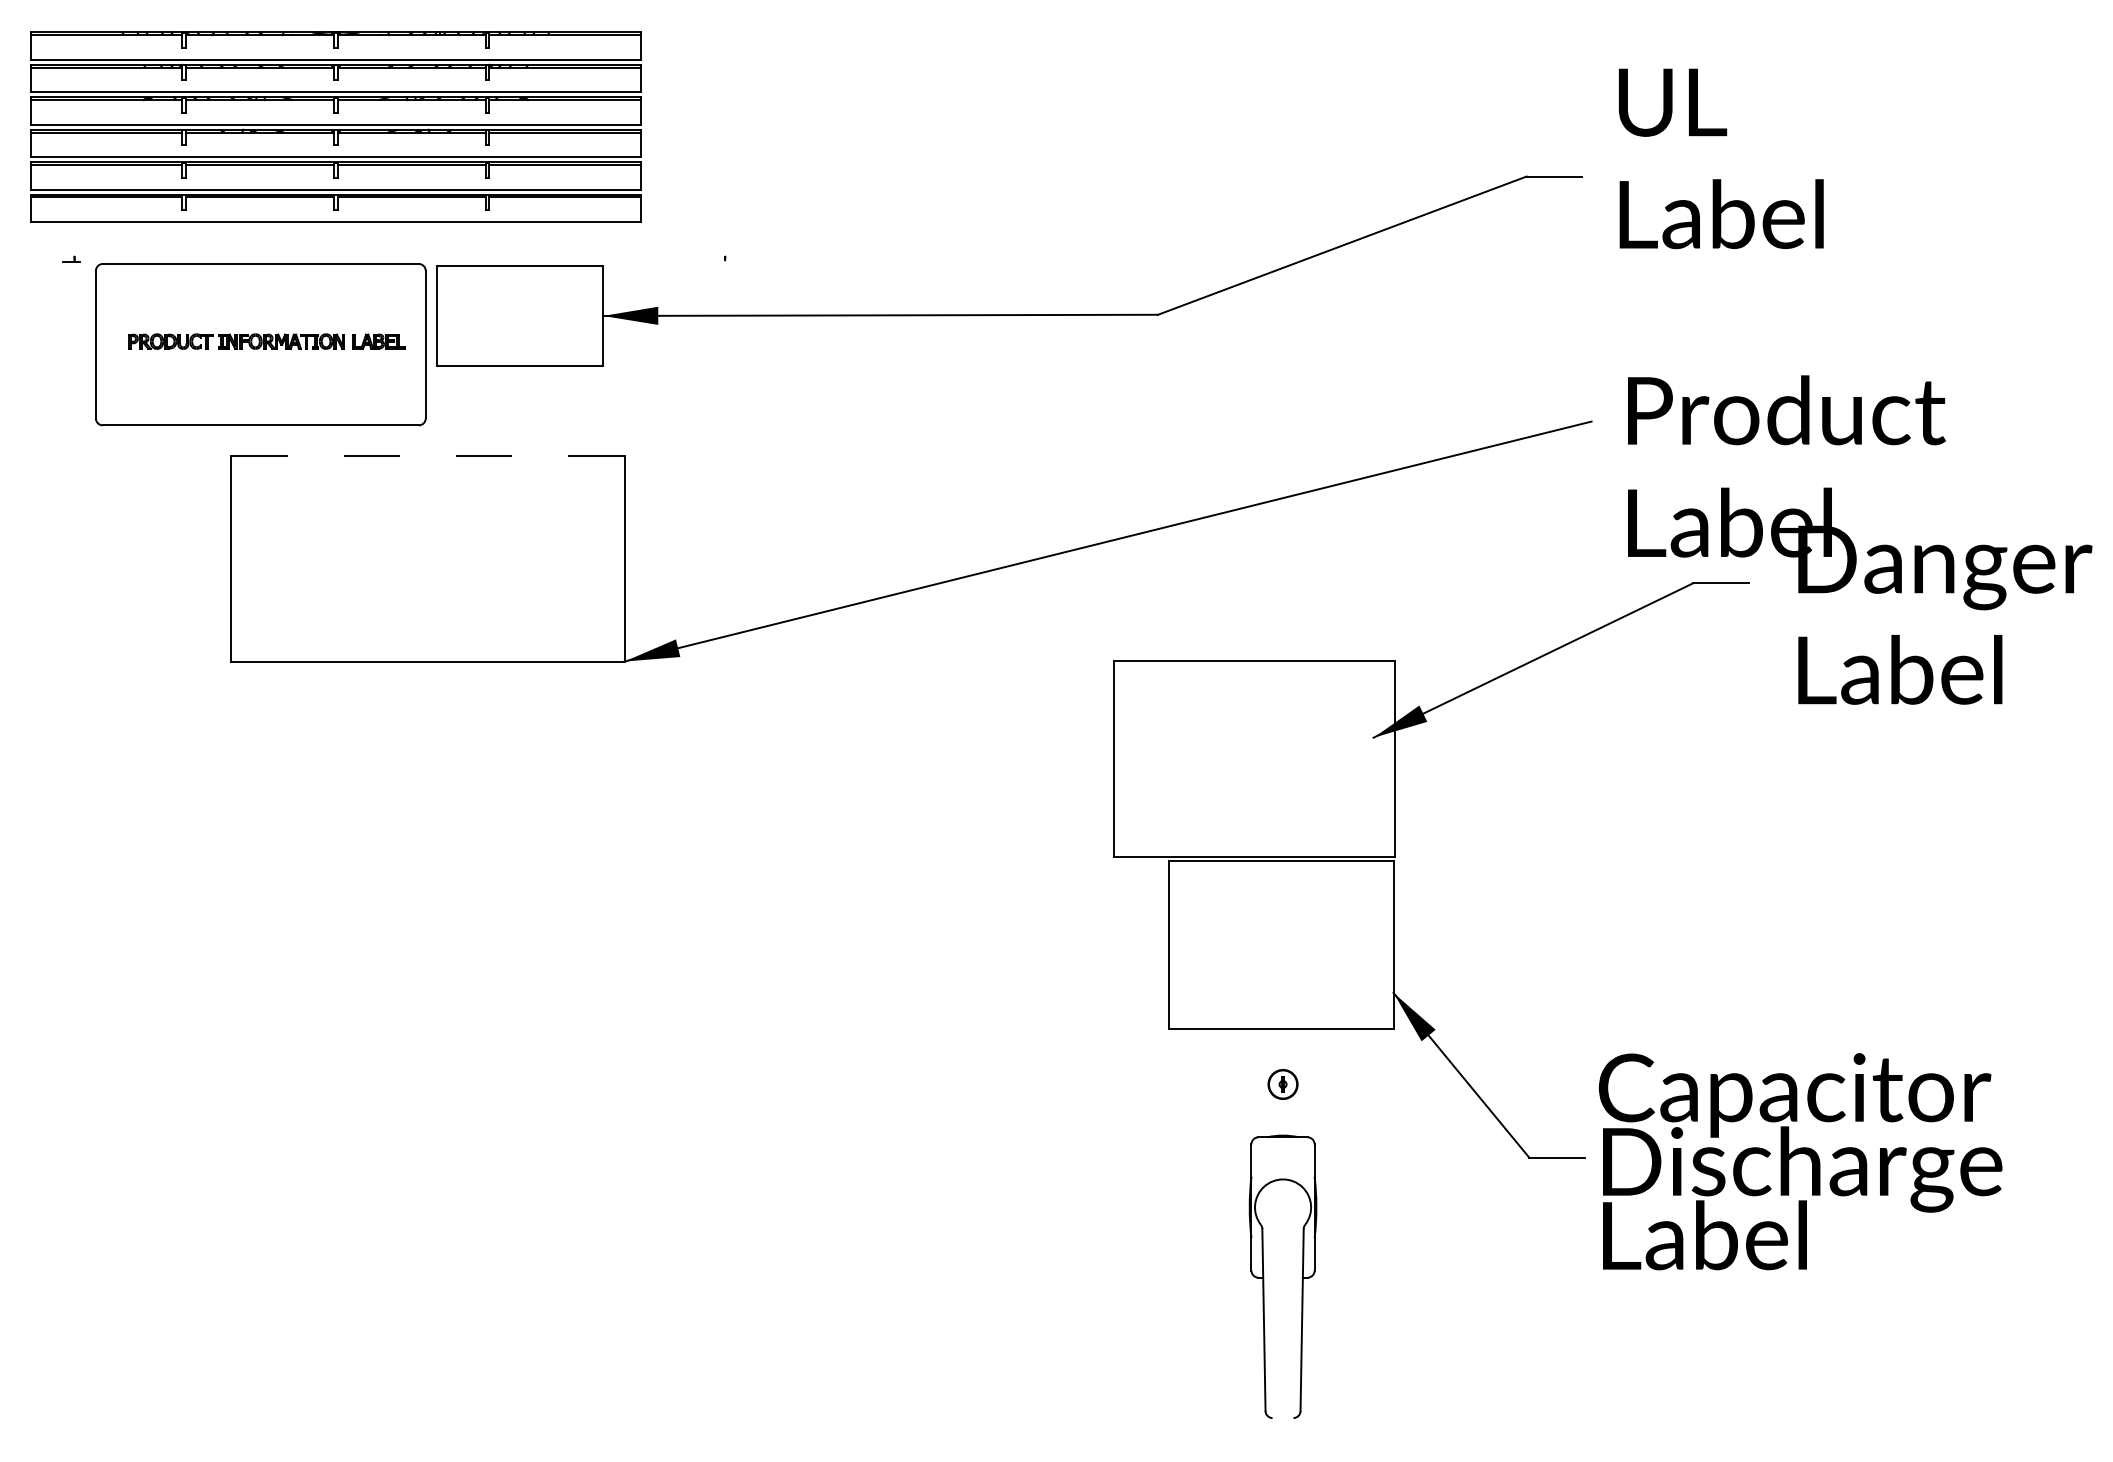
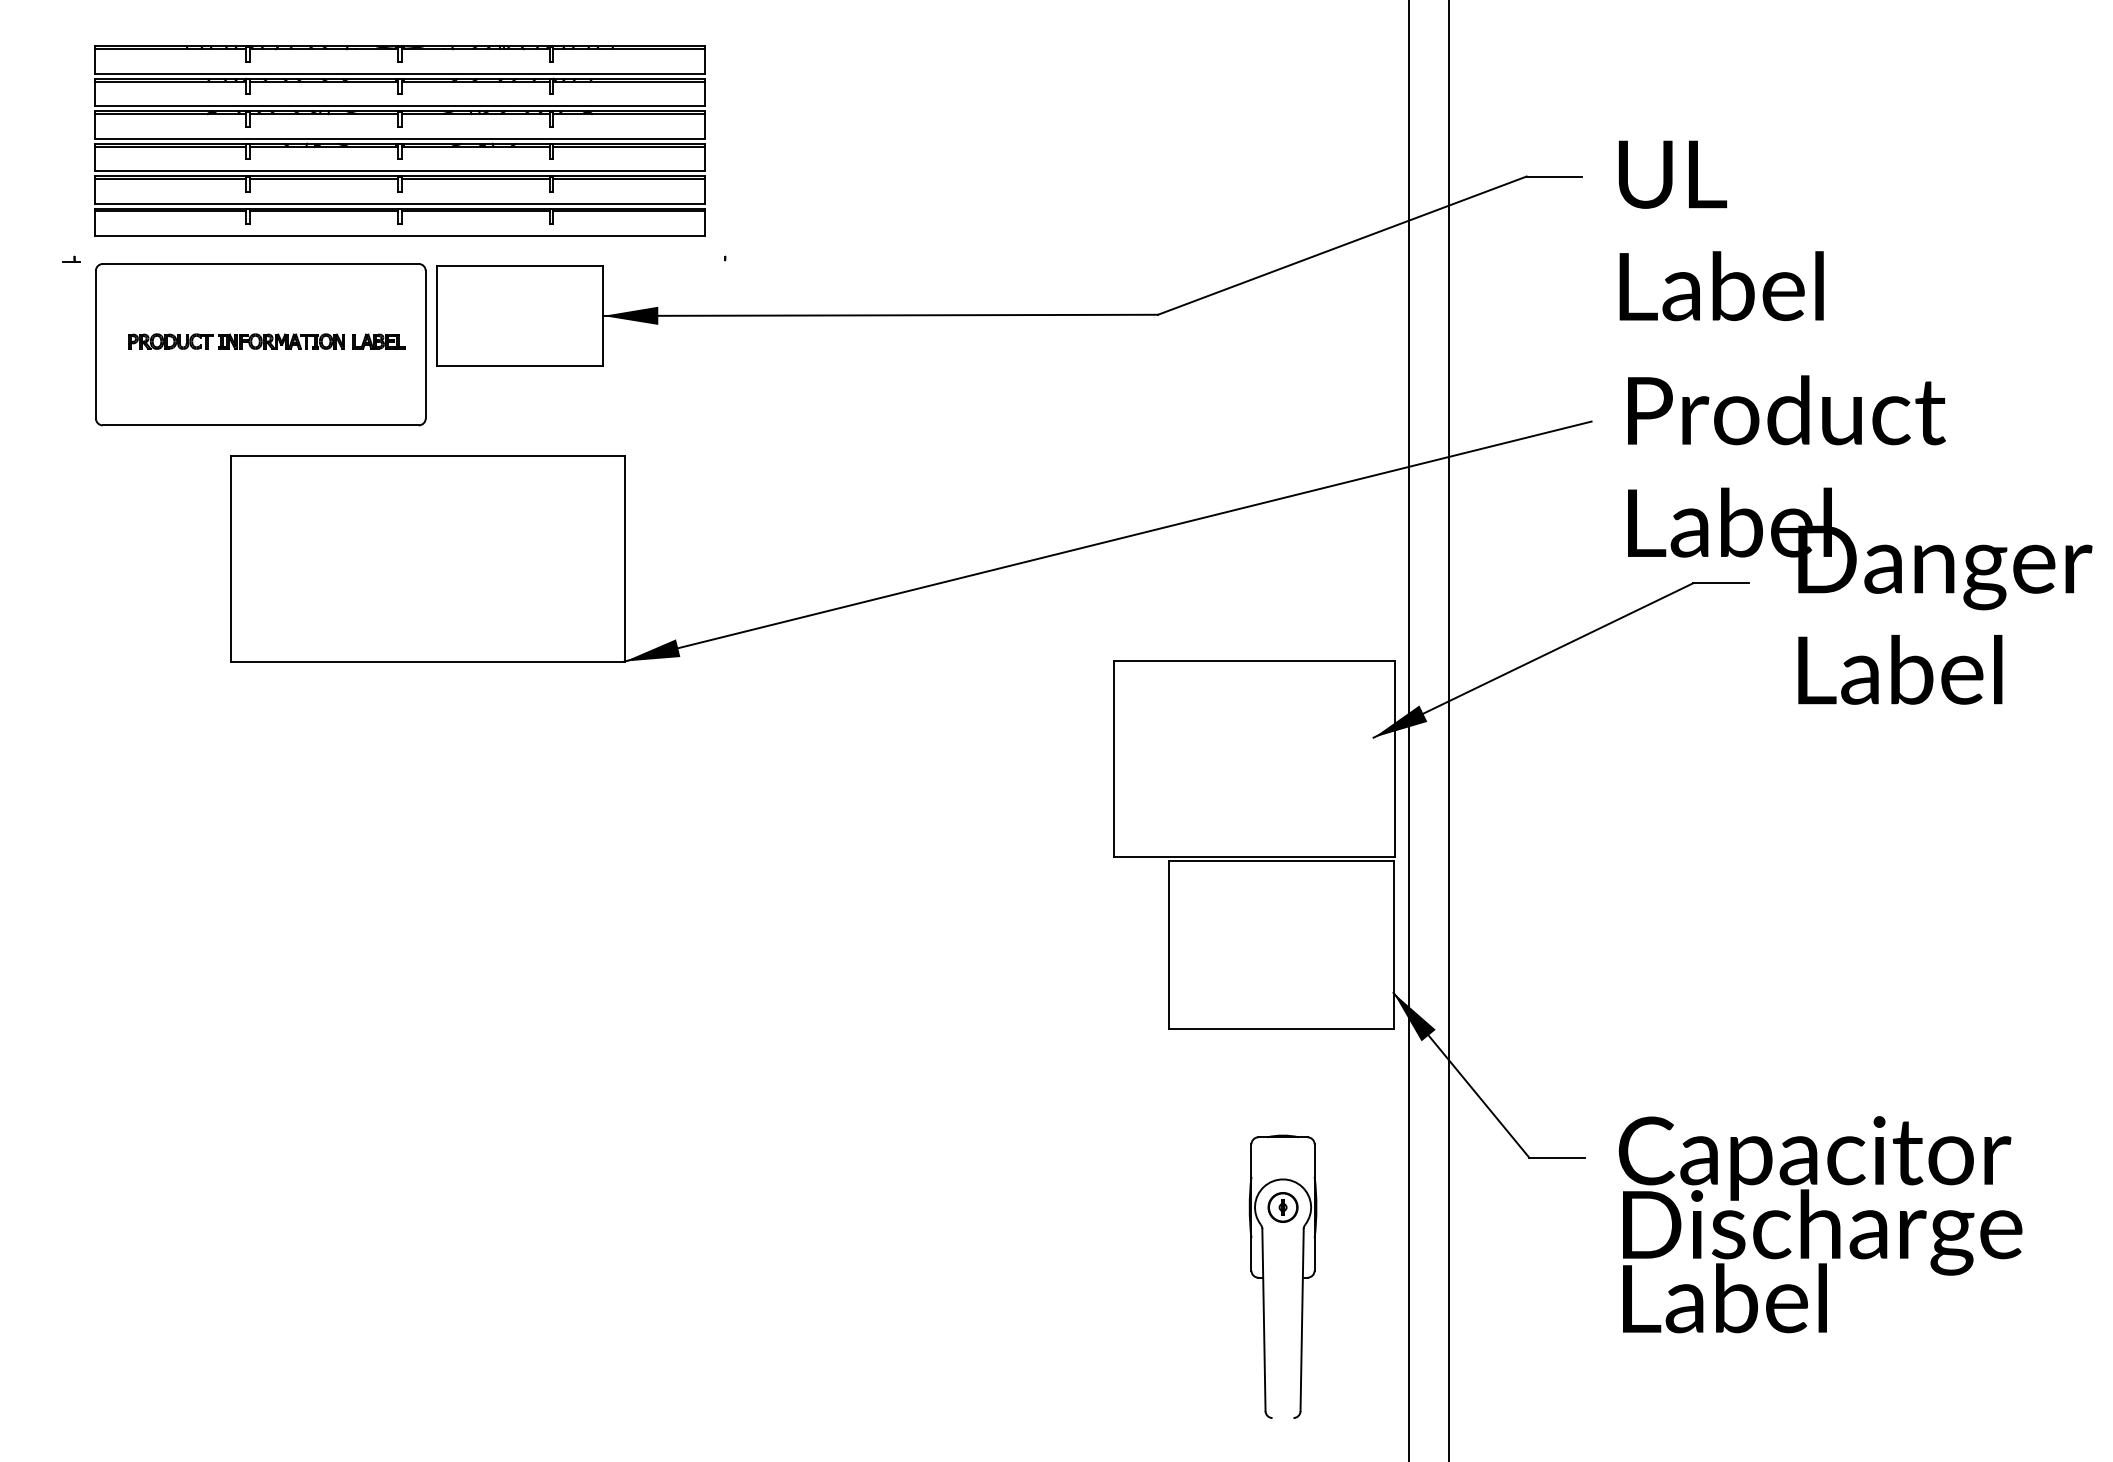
part position: (335, 126) -> (399, 140) (399, 140)
text position: (1721, 158) -> (1721, 230) (1721, 230)
line: dashed -> solid (427, 456)
line: none -> present (1408, 730)
line: none -> present (1449, 730)
part position: (1282, 1084) -> (1282, 1207) (1282, 1207)
text position: (1800, 1161) -> (1820, 1224) (1820, 1224)
